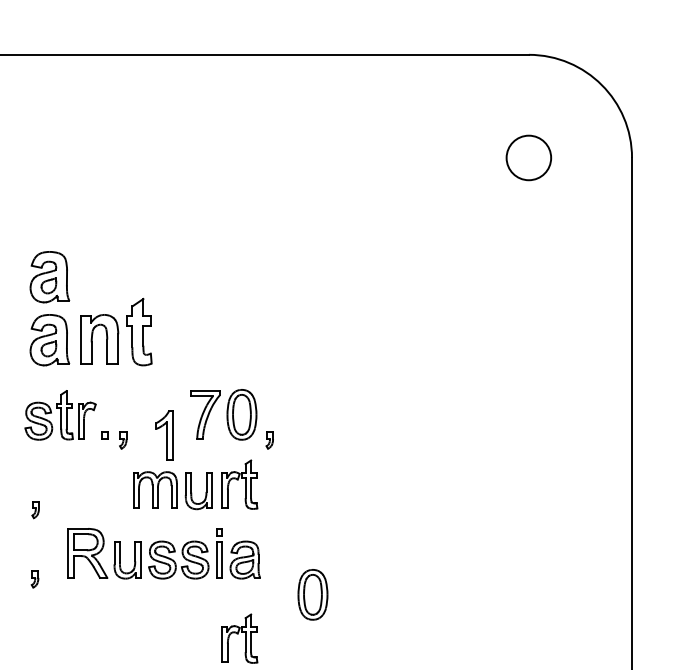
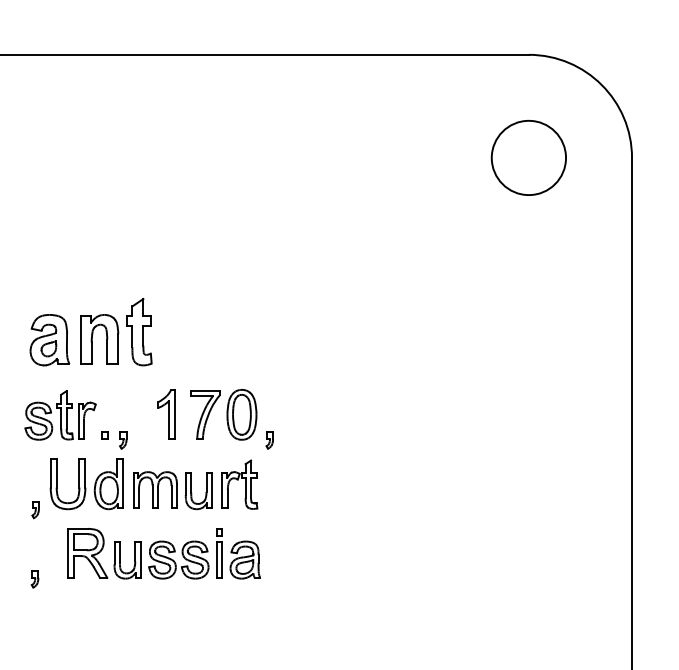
circle diameter: 45 px -> 74 px (528, 157)
part: present -> none (49, 277)
part position: (164, 435) -> (166, 414) (166, 414)
part: none -> present (86, 484)
part: present -> none (312, 594)
part: present -> none (239, 638)
